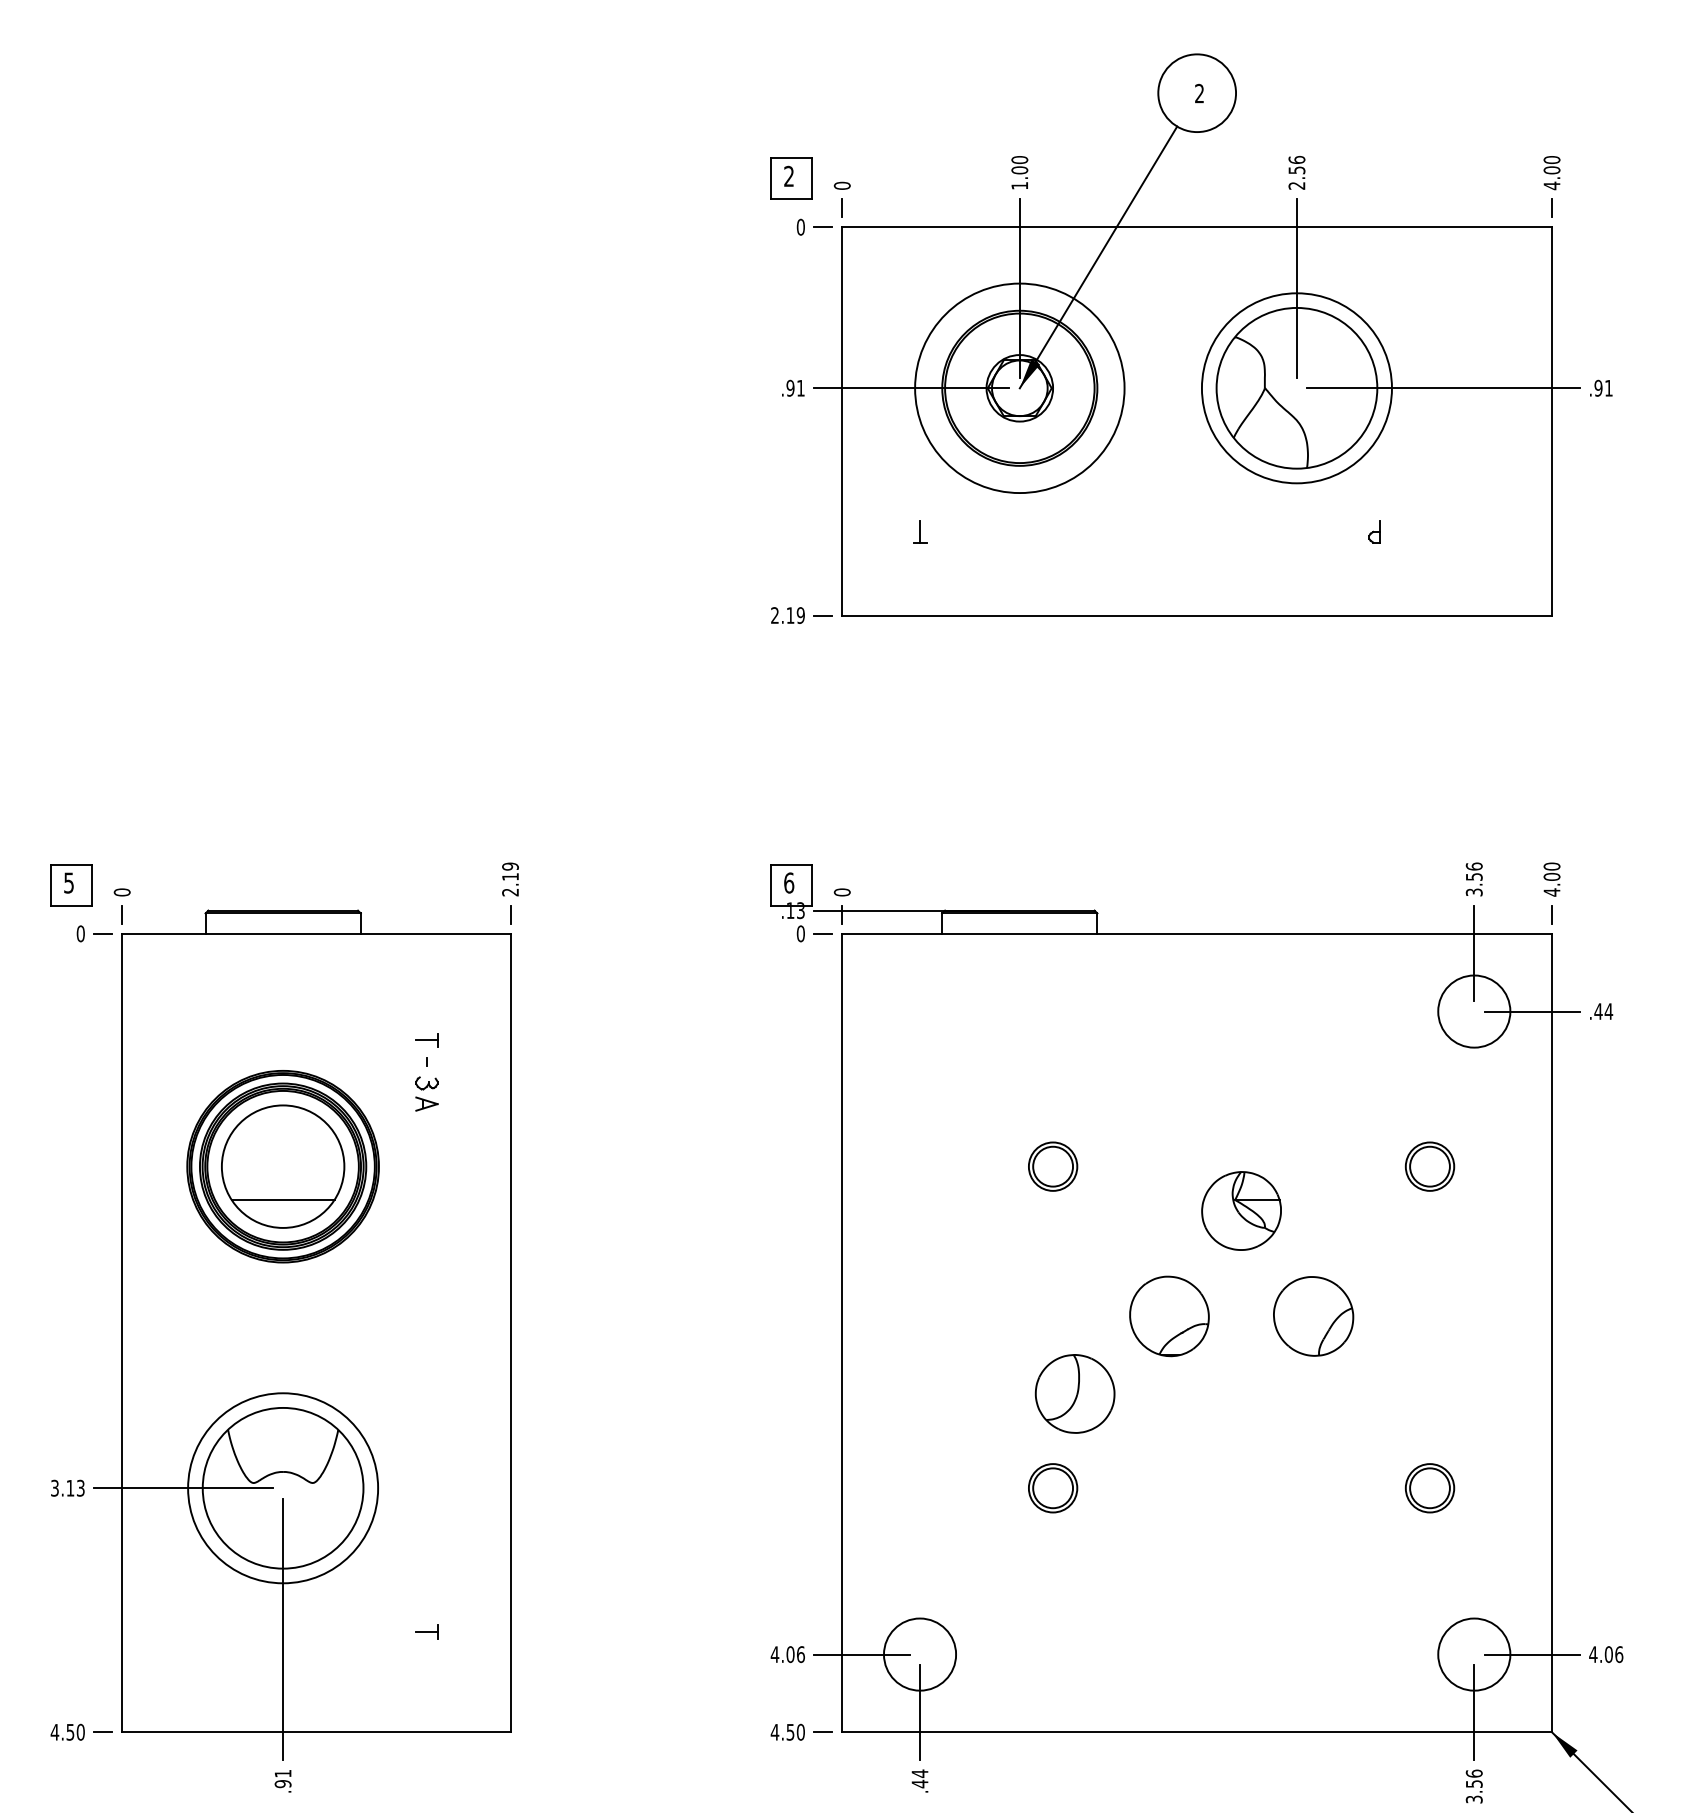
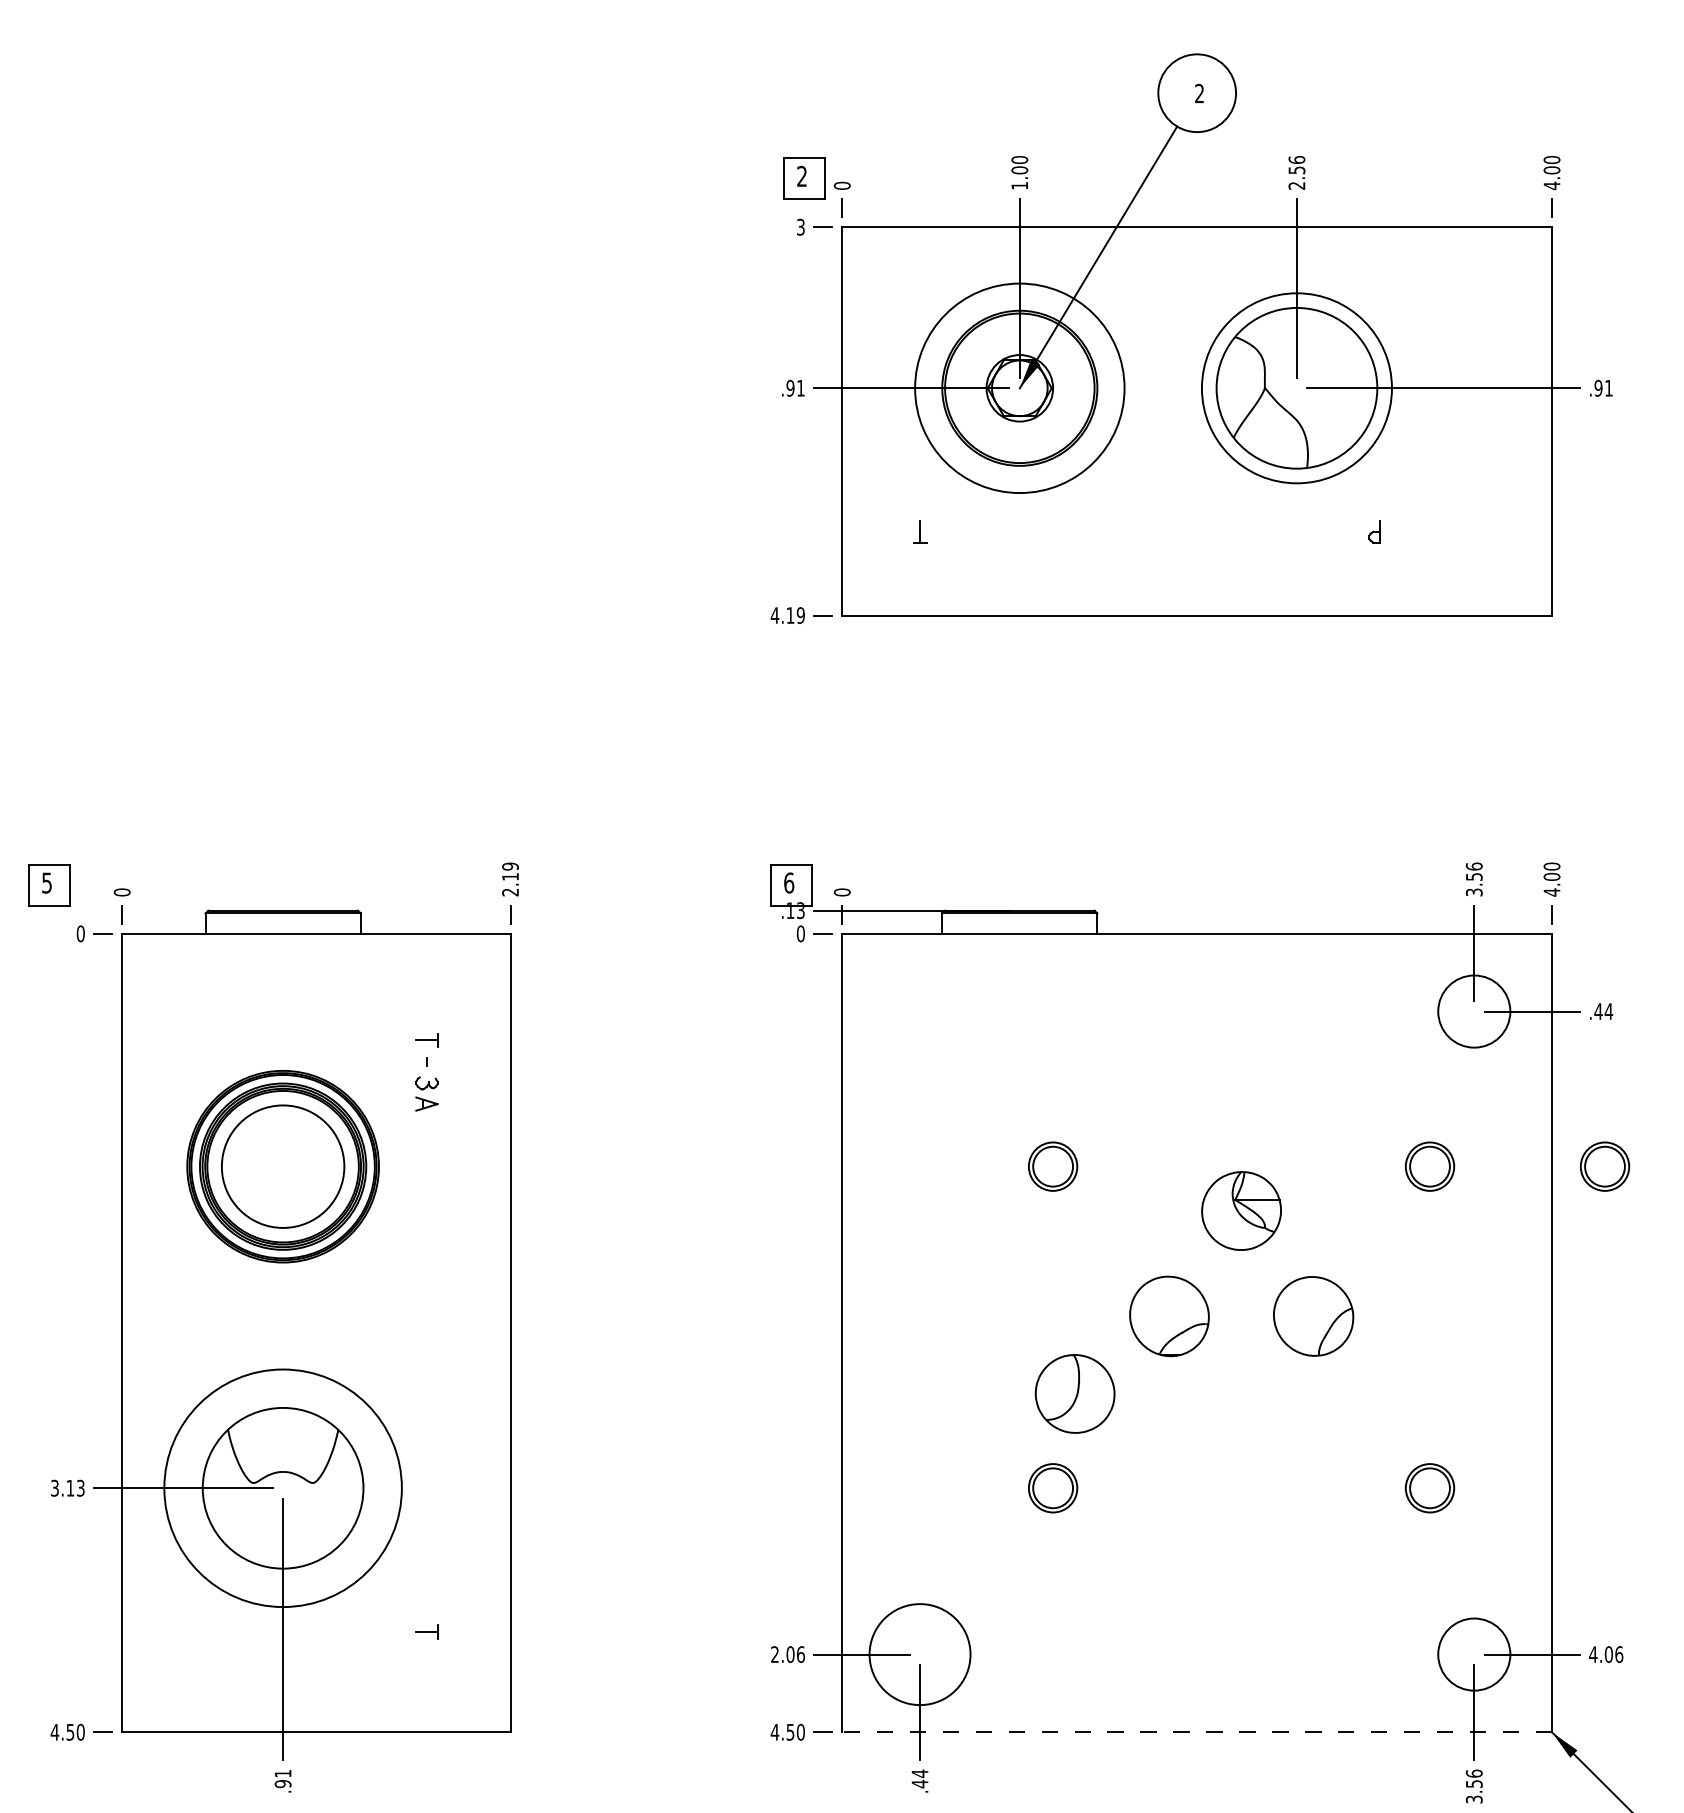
part position: (791, 178) -> (804, 178) (804, 178)
text: 0 -> 3 (800, 226)
text: 2.19 -> 4.19 (774, 615)
part position: (71, 885) -> (49, 885) (49, 885)
part: none -> present (1604, 1166)
line: present -> none (282, 1199)
circle diameter: 190 px -> 238 px (282, 1488)
text: 4.06 -> 2.06 (774, 1654)
circle diameter: 72 px -> 101 px (919, 1654)
line: solid -> dashed (1197, 1732)
